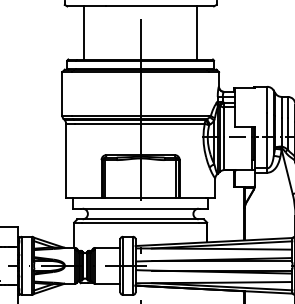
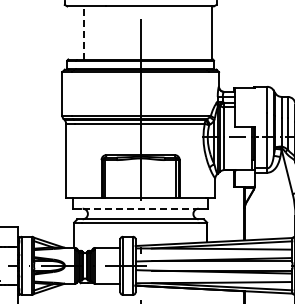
line: solid -> dashed (84, 32)
line position: (197, 32) -> (212, 32) (212, 32)
line: solid -> dashed (140, 208)
